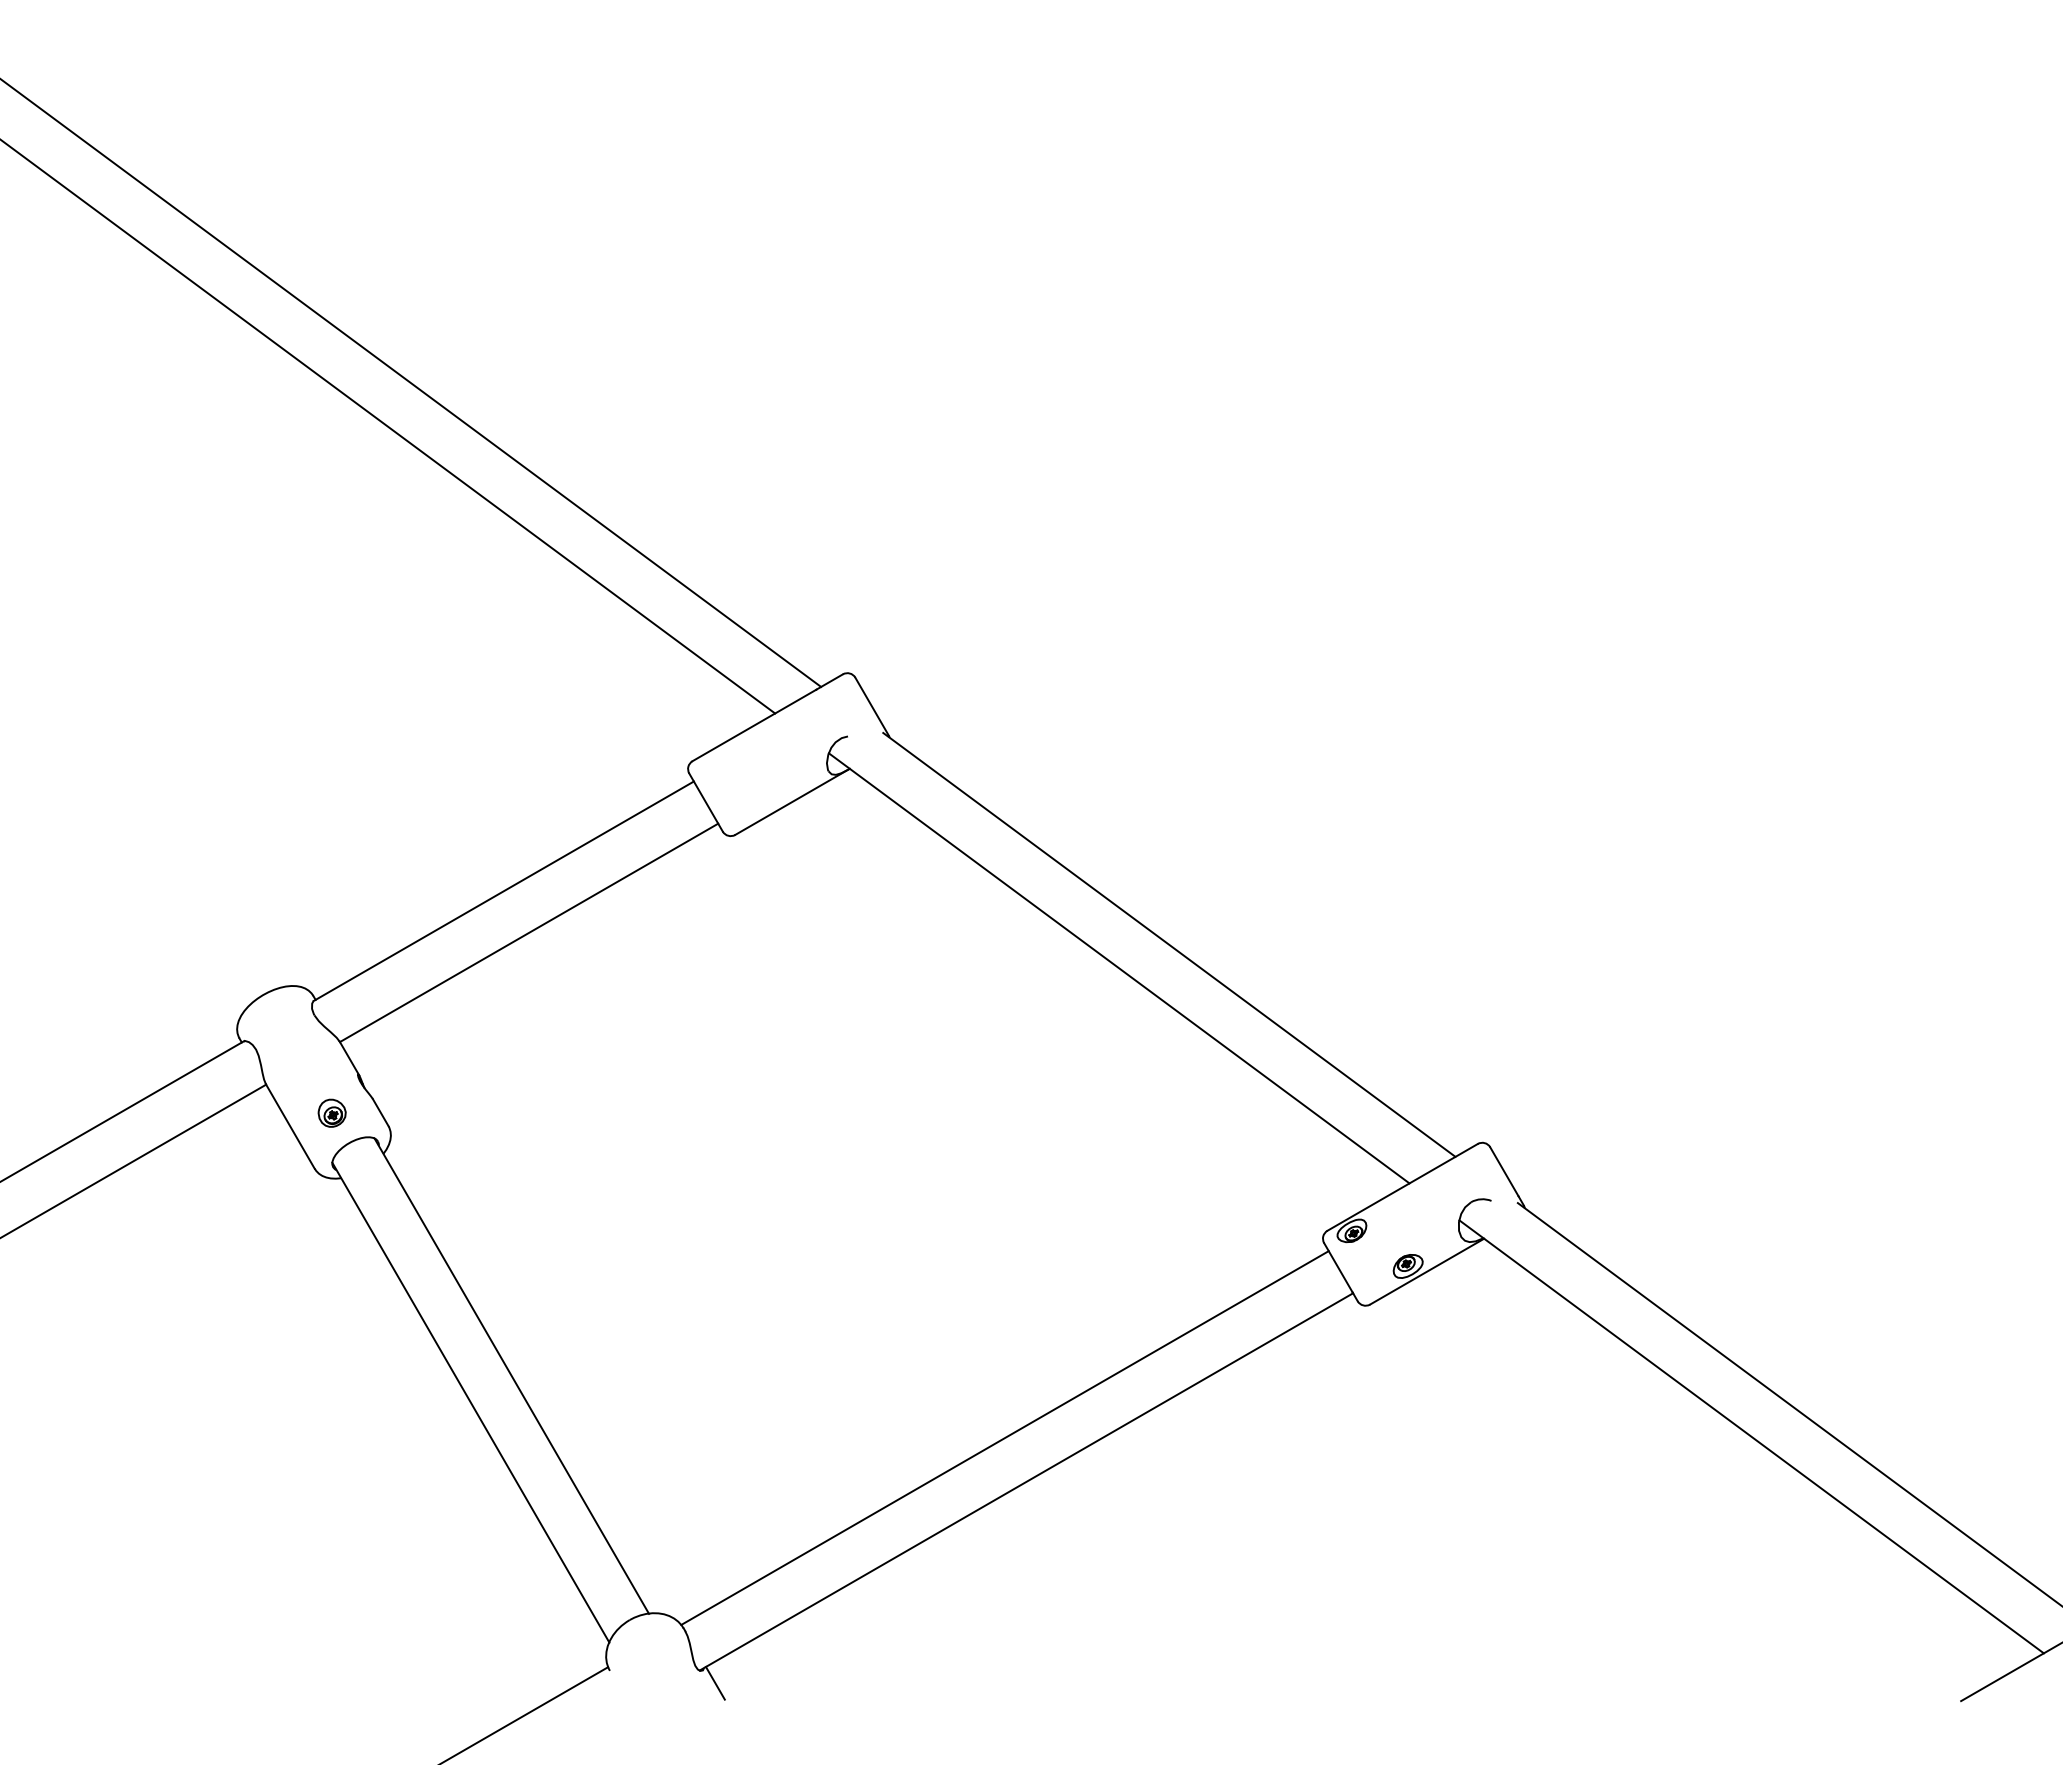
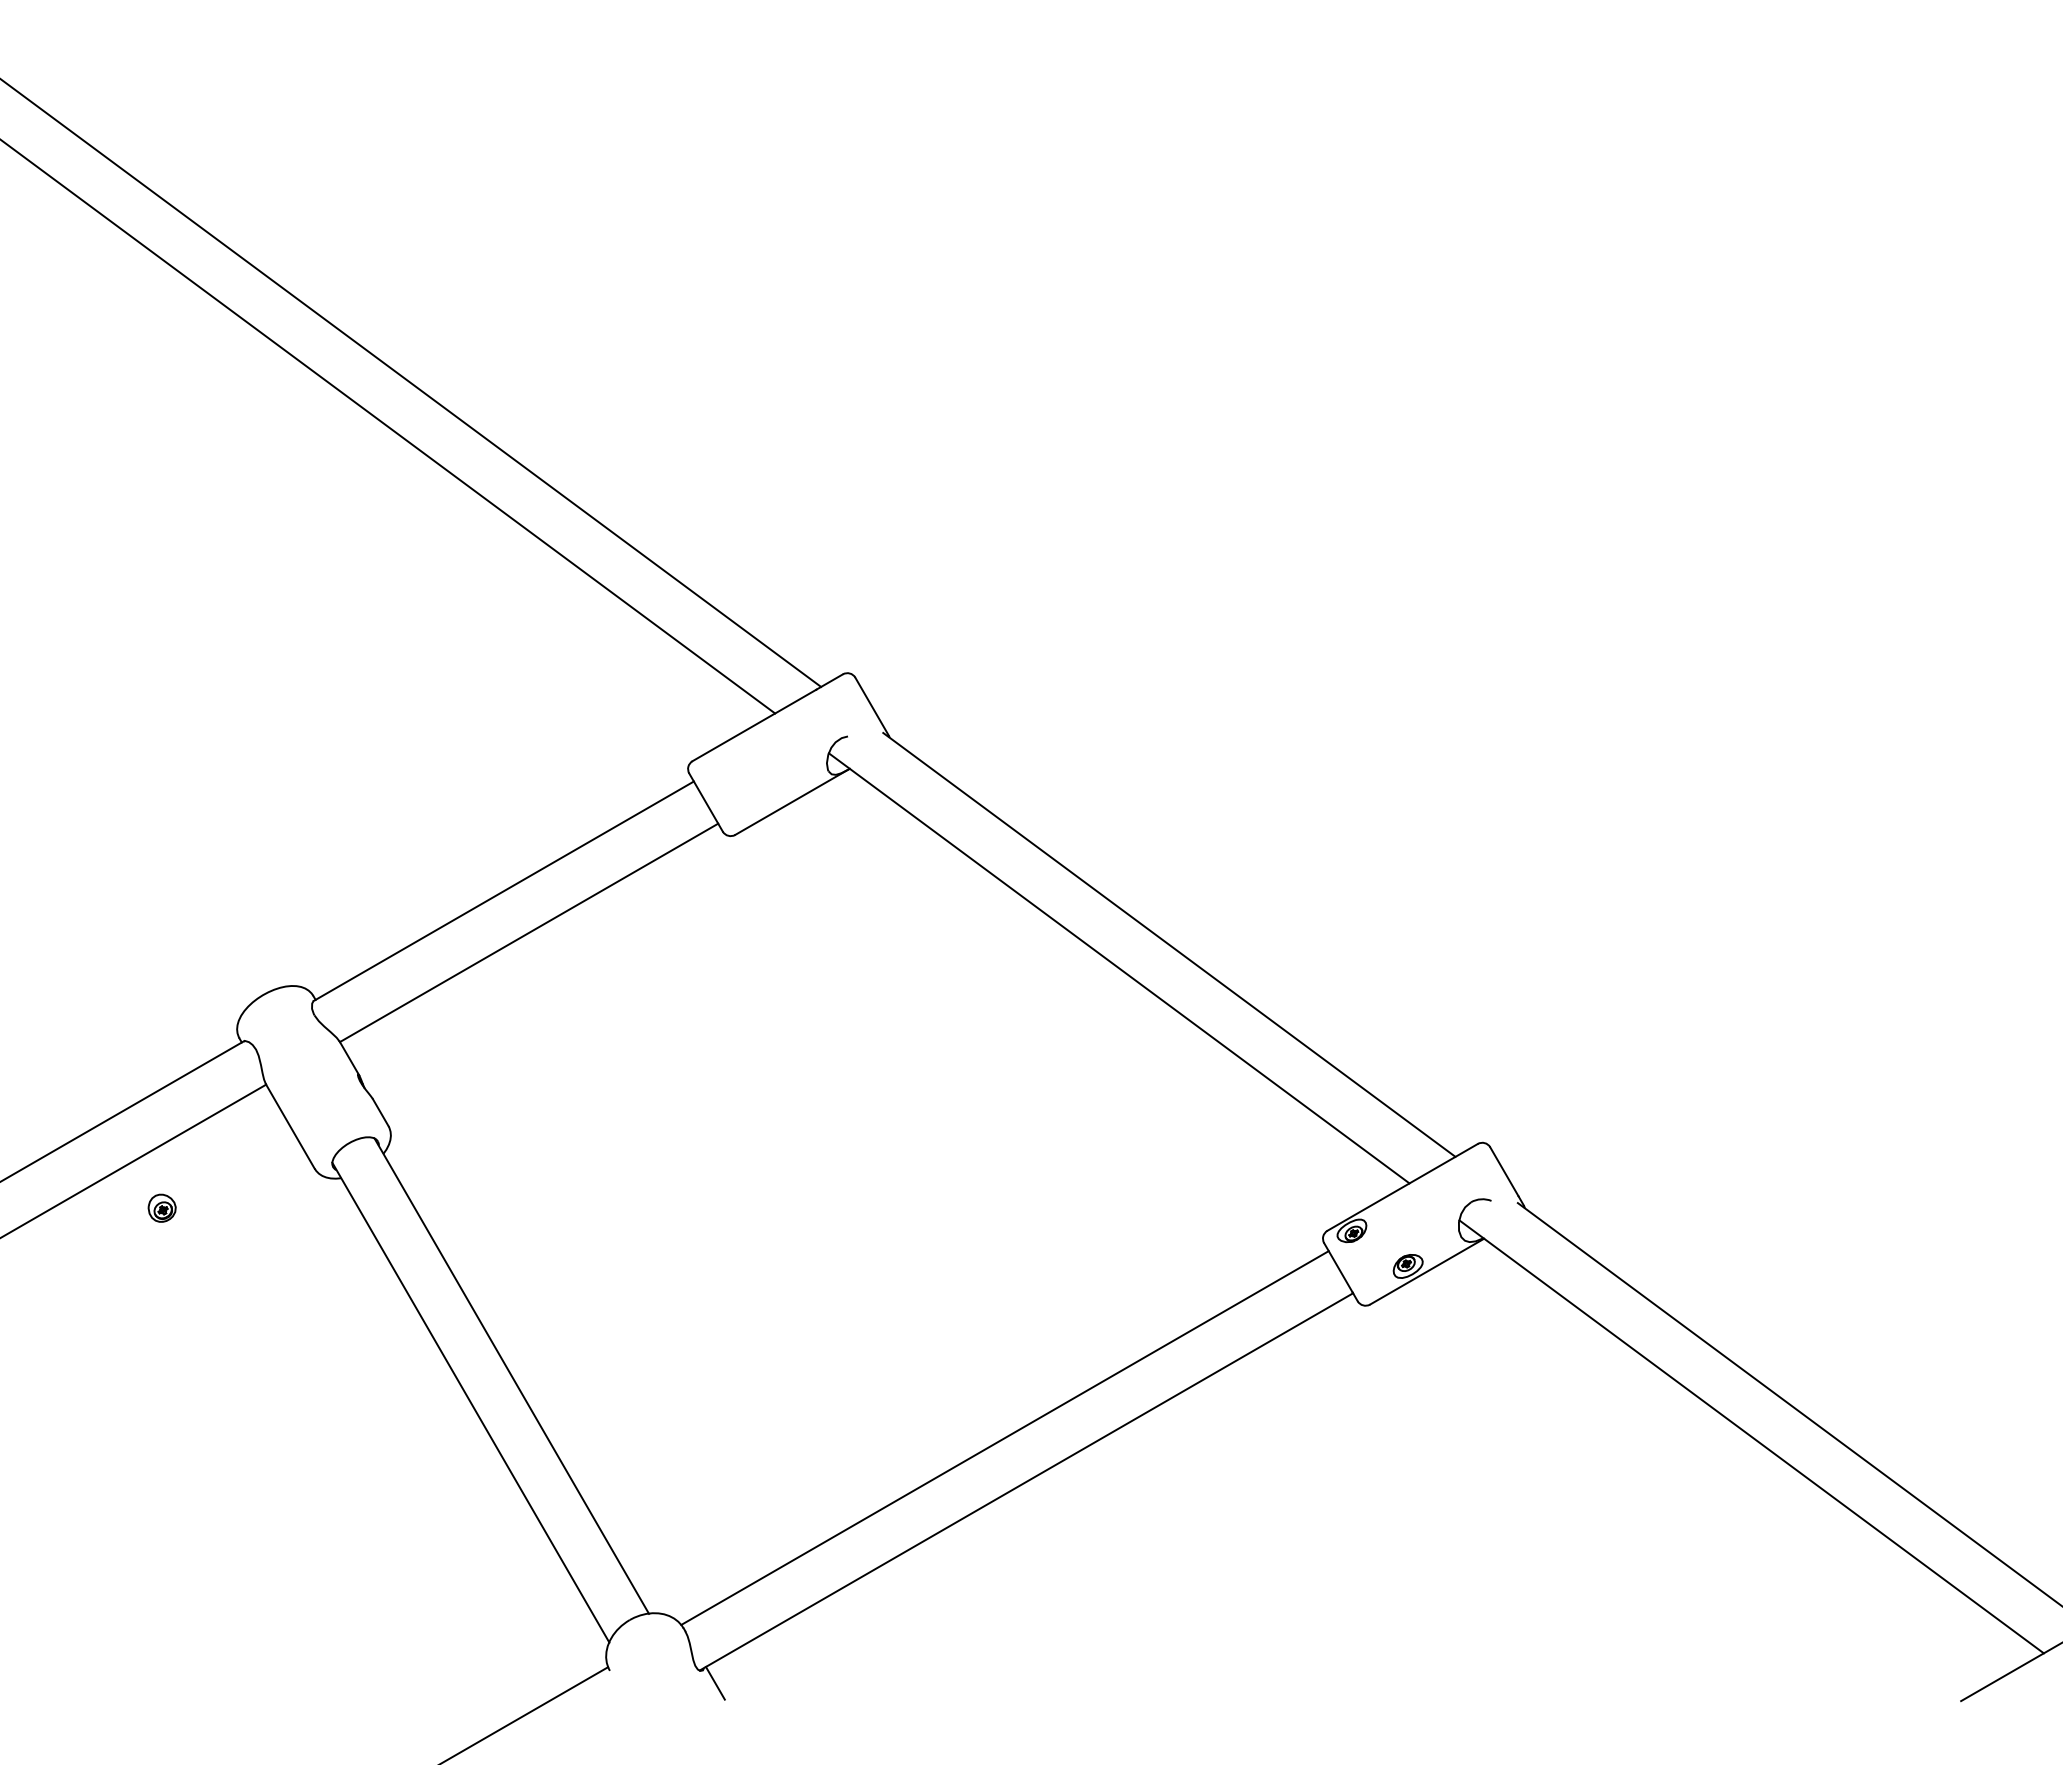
part position: (331, 1112) -> (161, 1207) (161, 1207)
